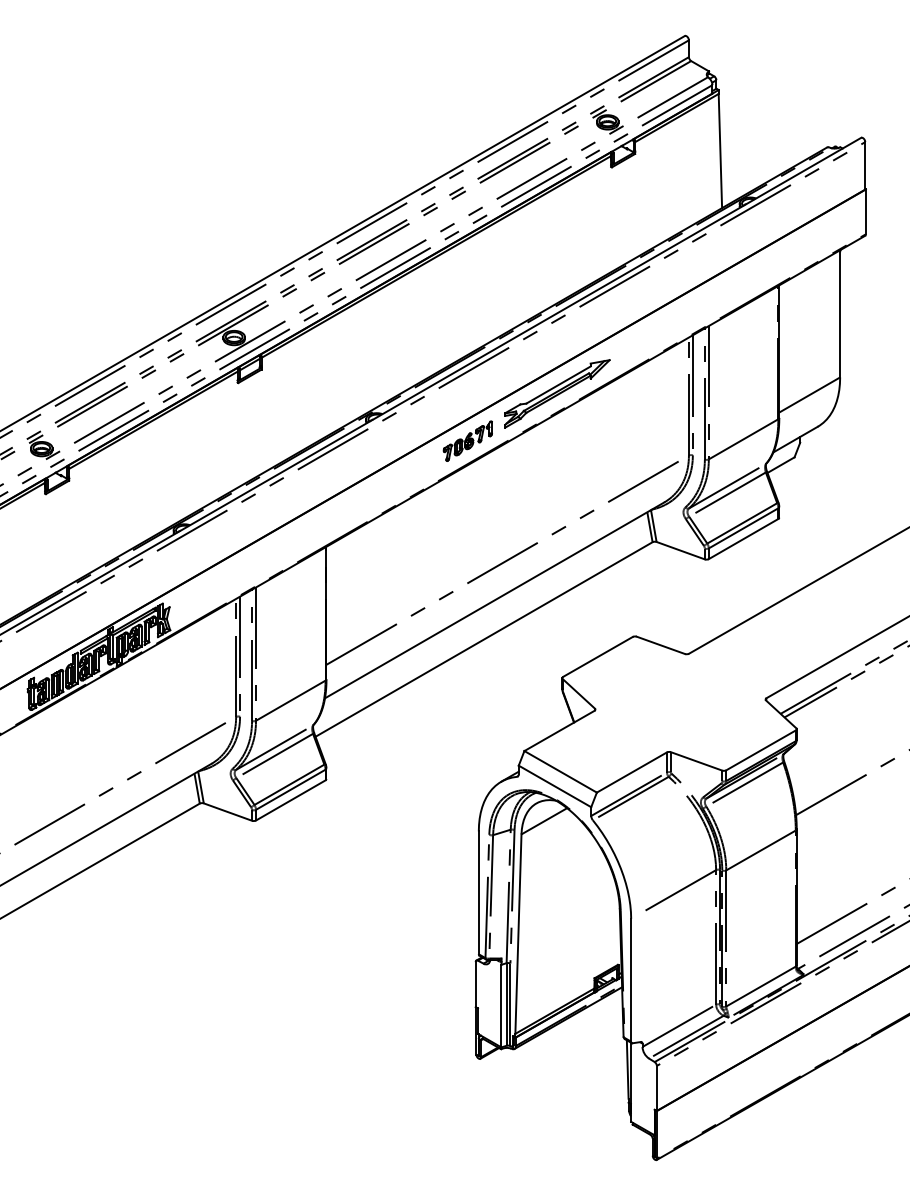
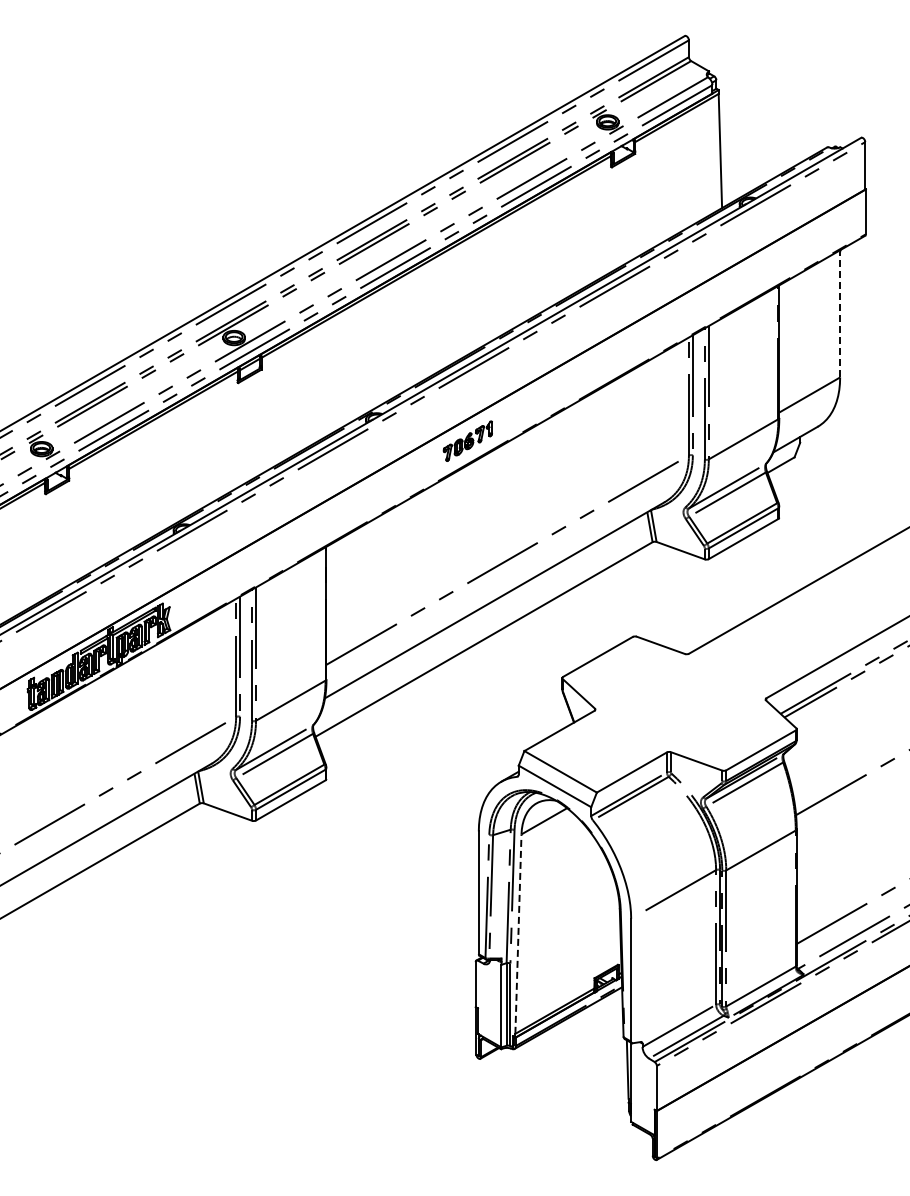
line: solid -> dashed (840, 314)
part: present -> none (557, 393)
line: solid -> dashed (518, 934)
